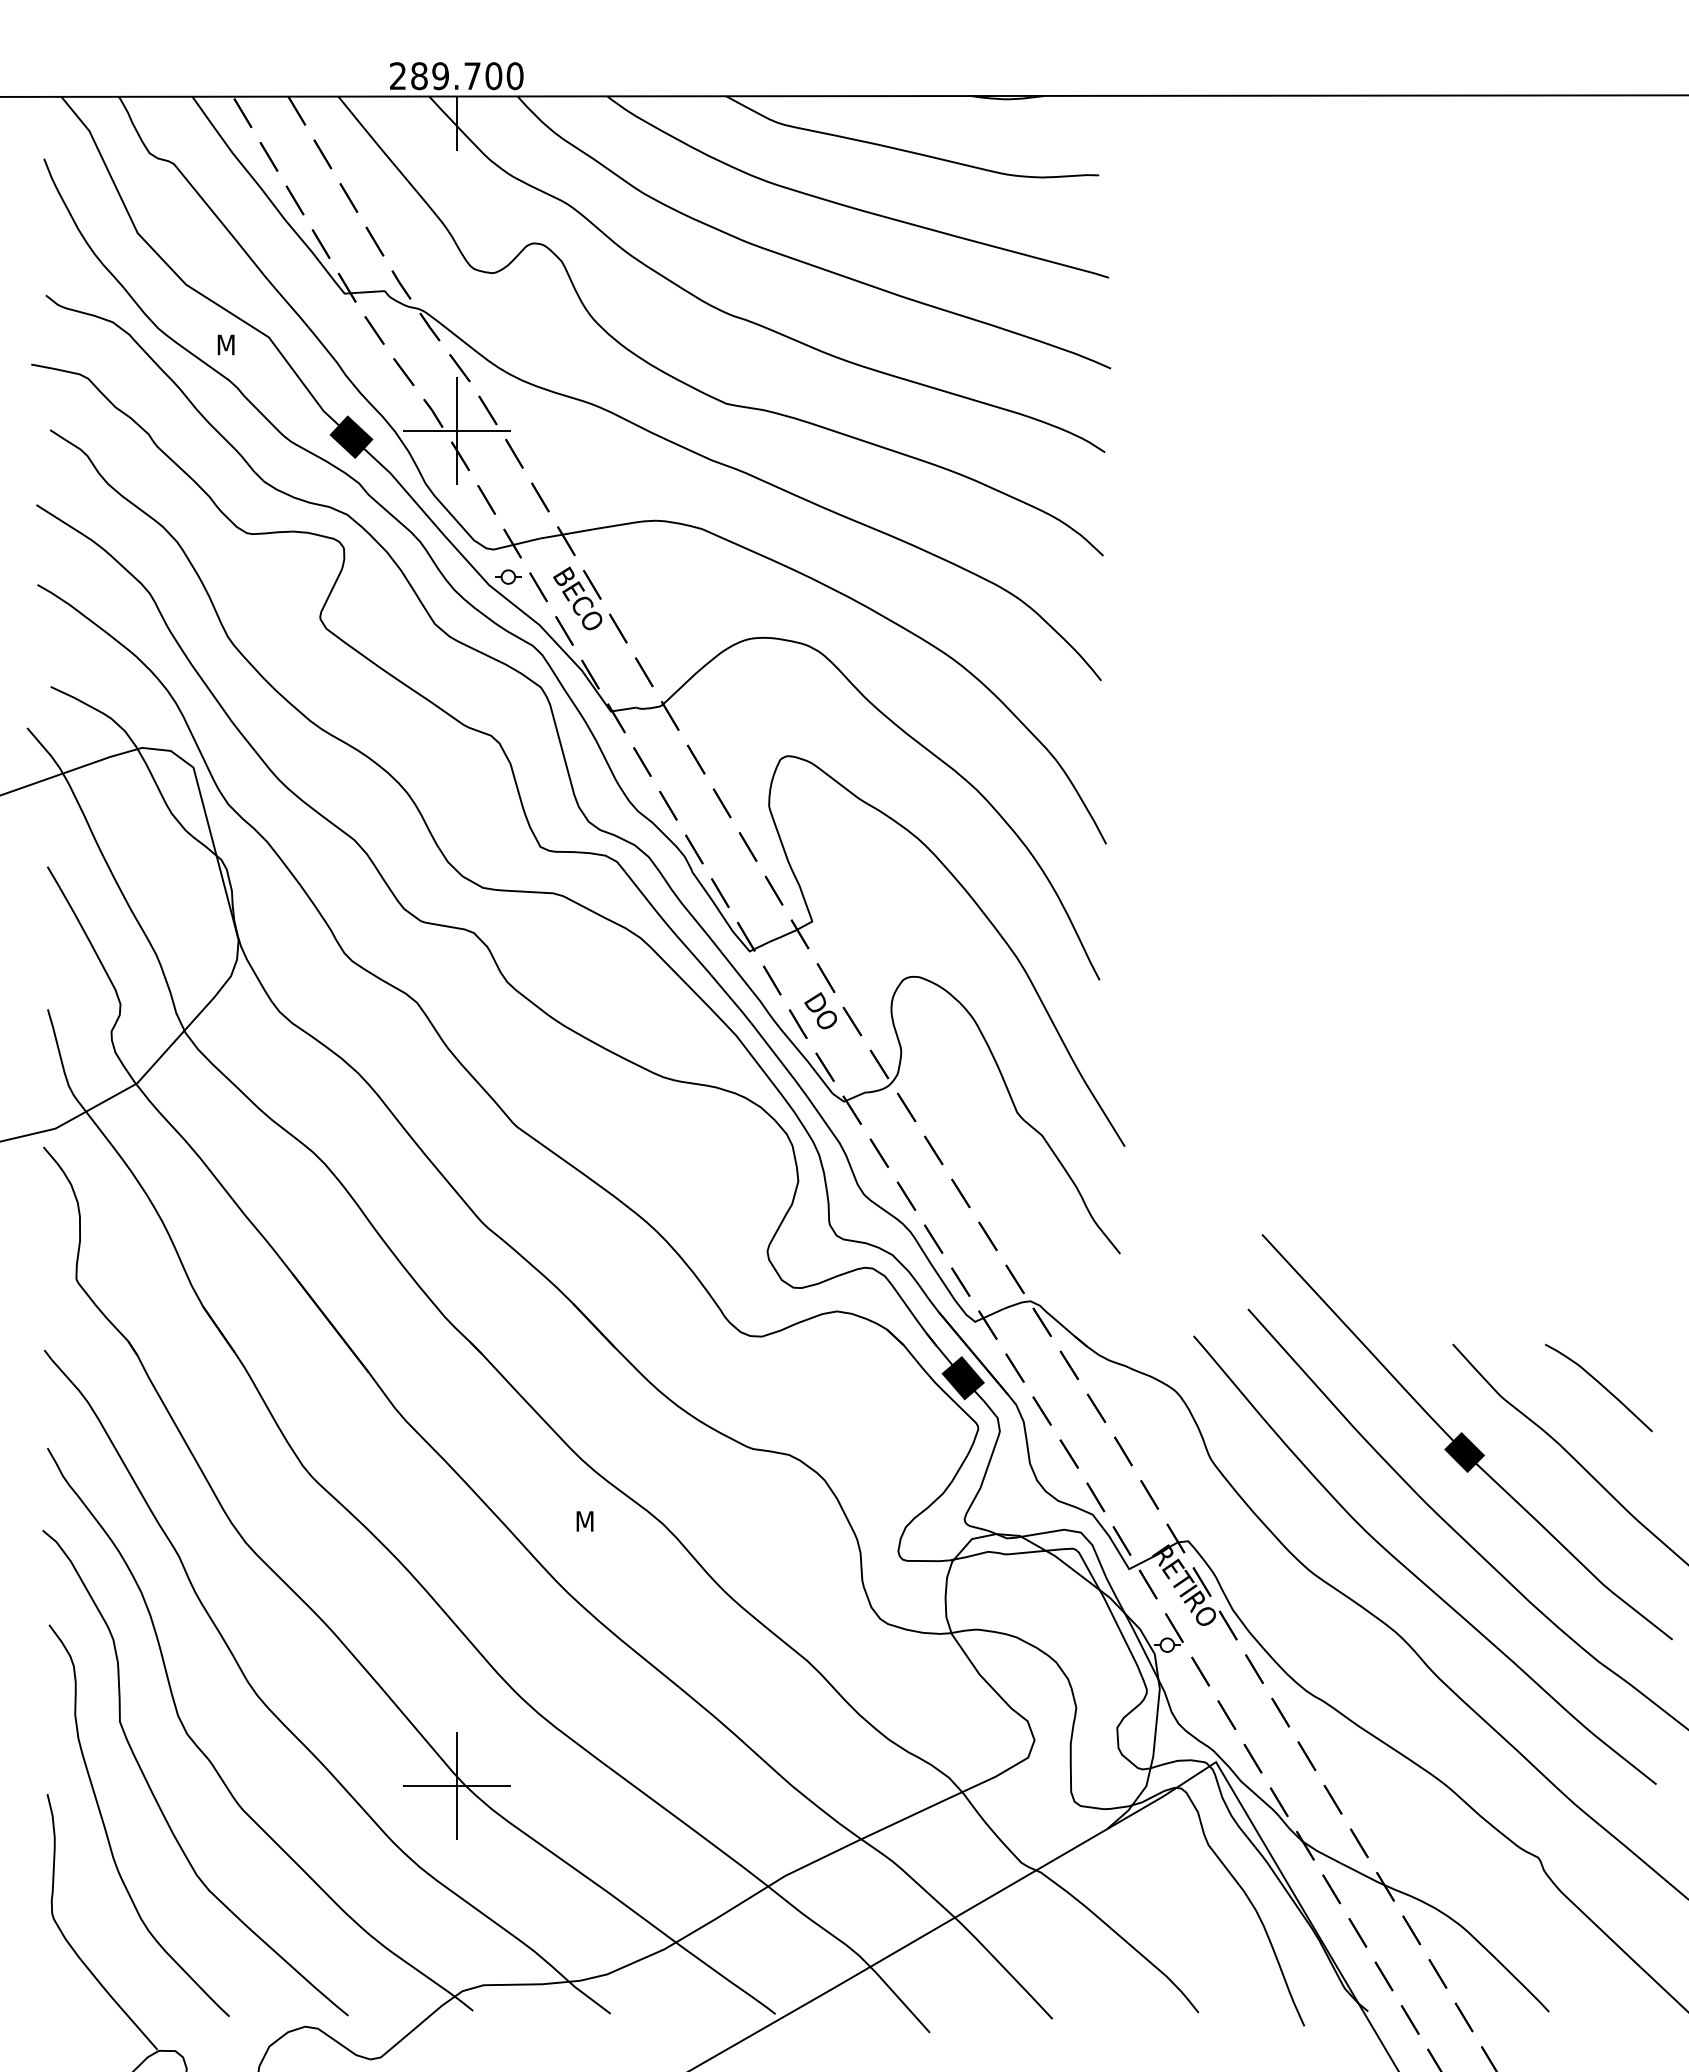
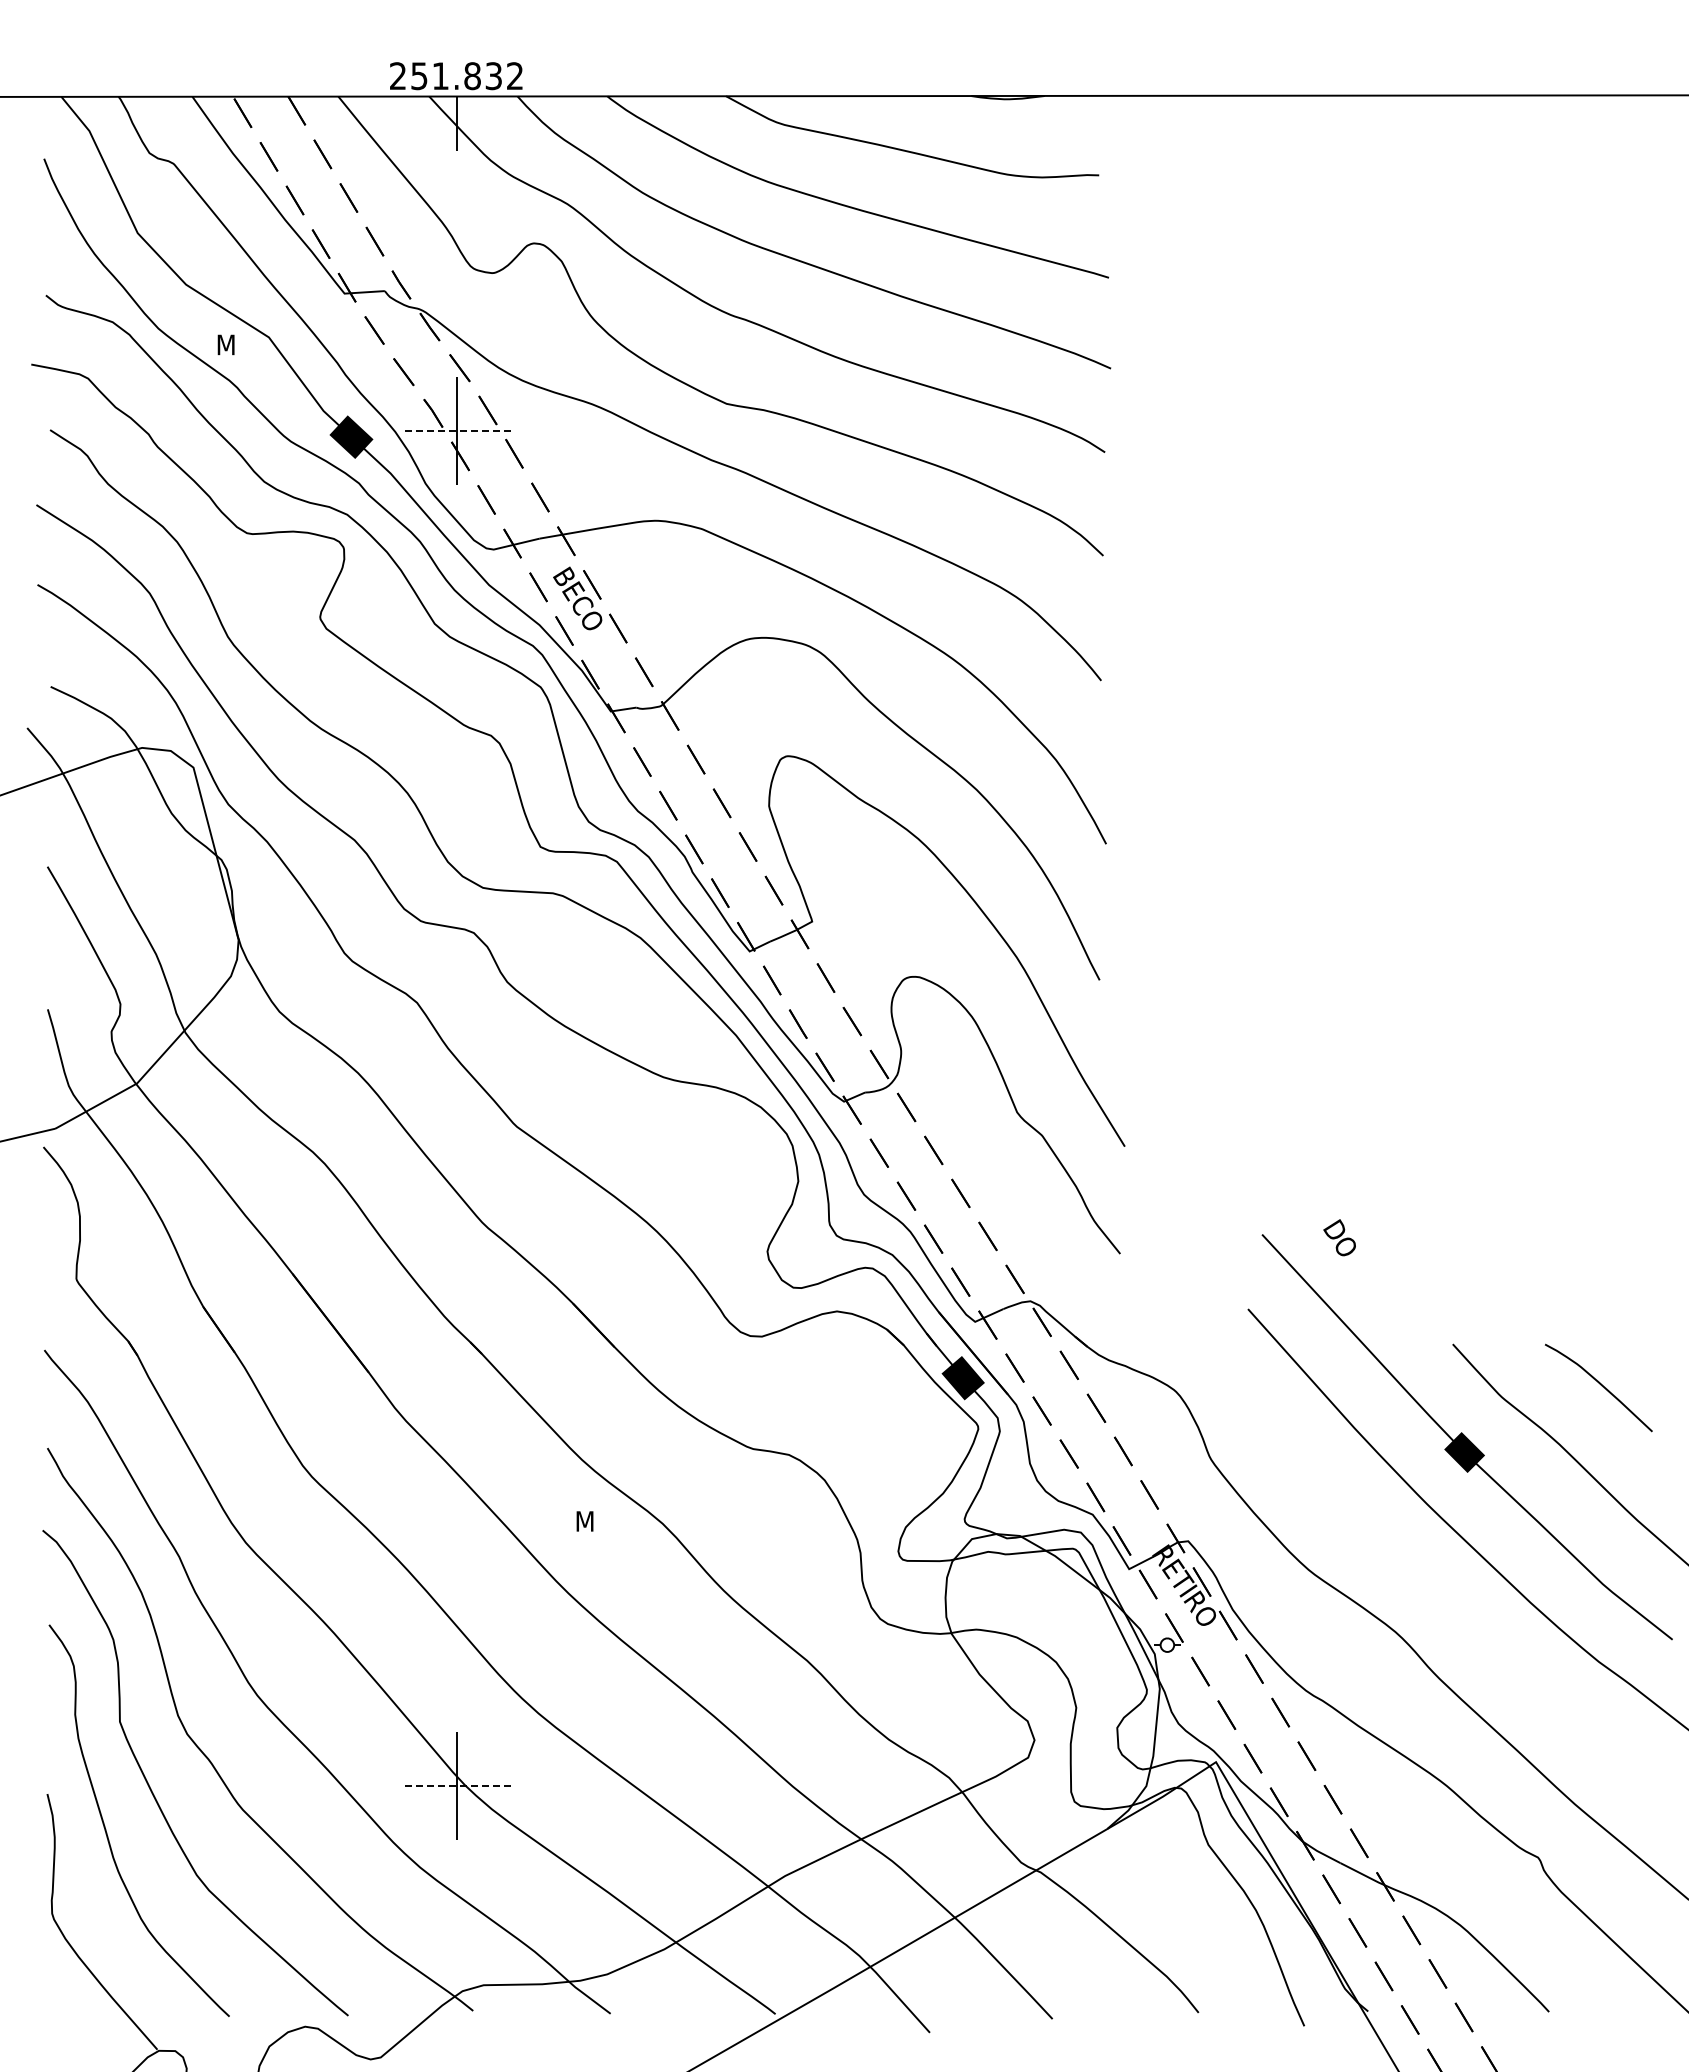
text: 289.700 -> 251.832 (467, 76)
line: solid -> dashed (456, 430)
part: present -> none (508, 576)
text position: (820, 1010) -> (1339, 1237) (1339, 1237)
curve: present -> none (1413, 1572)
line: solid -> dashed (456, 1786)
